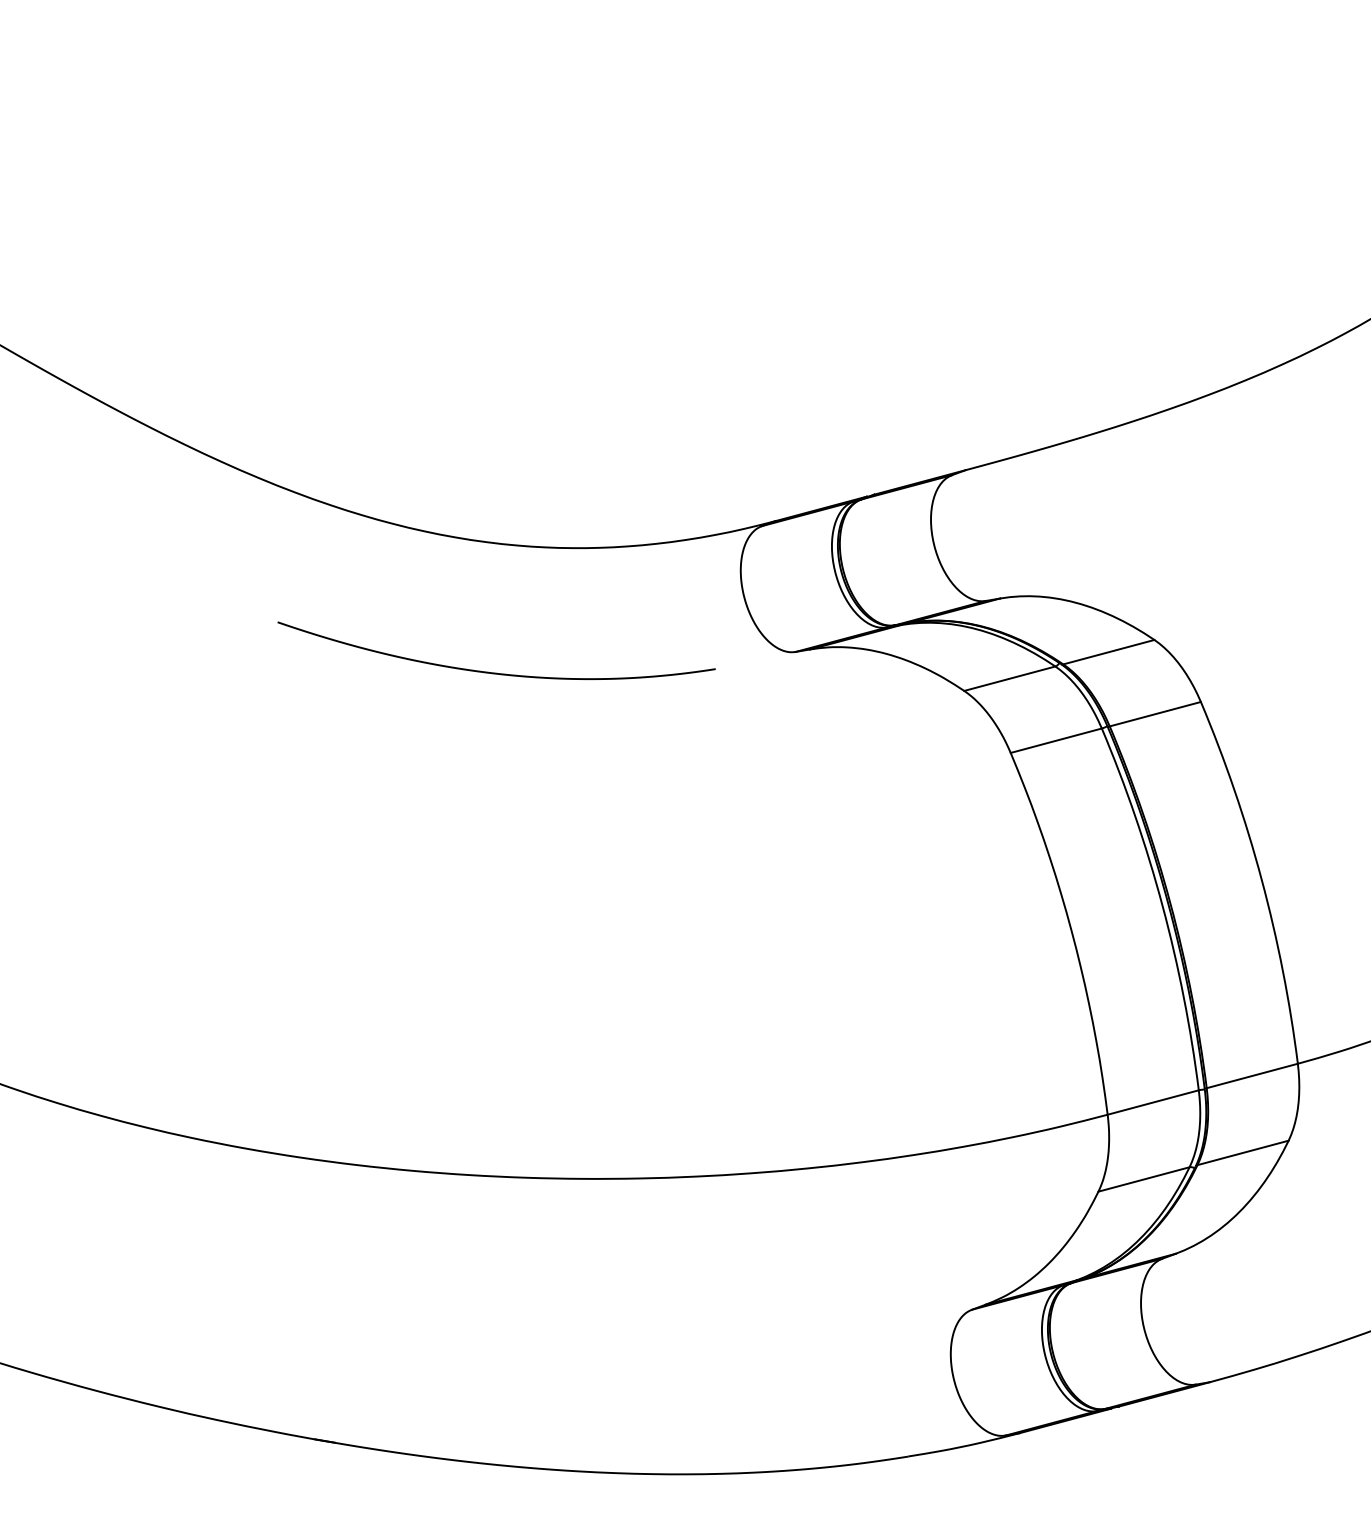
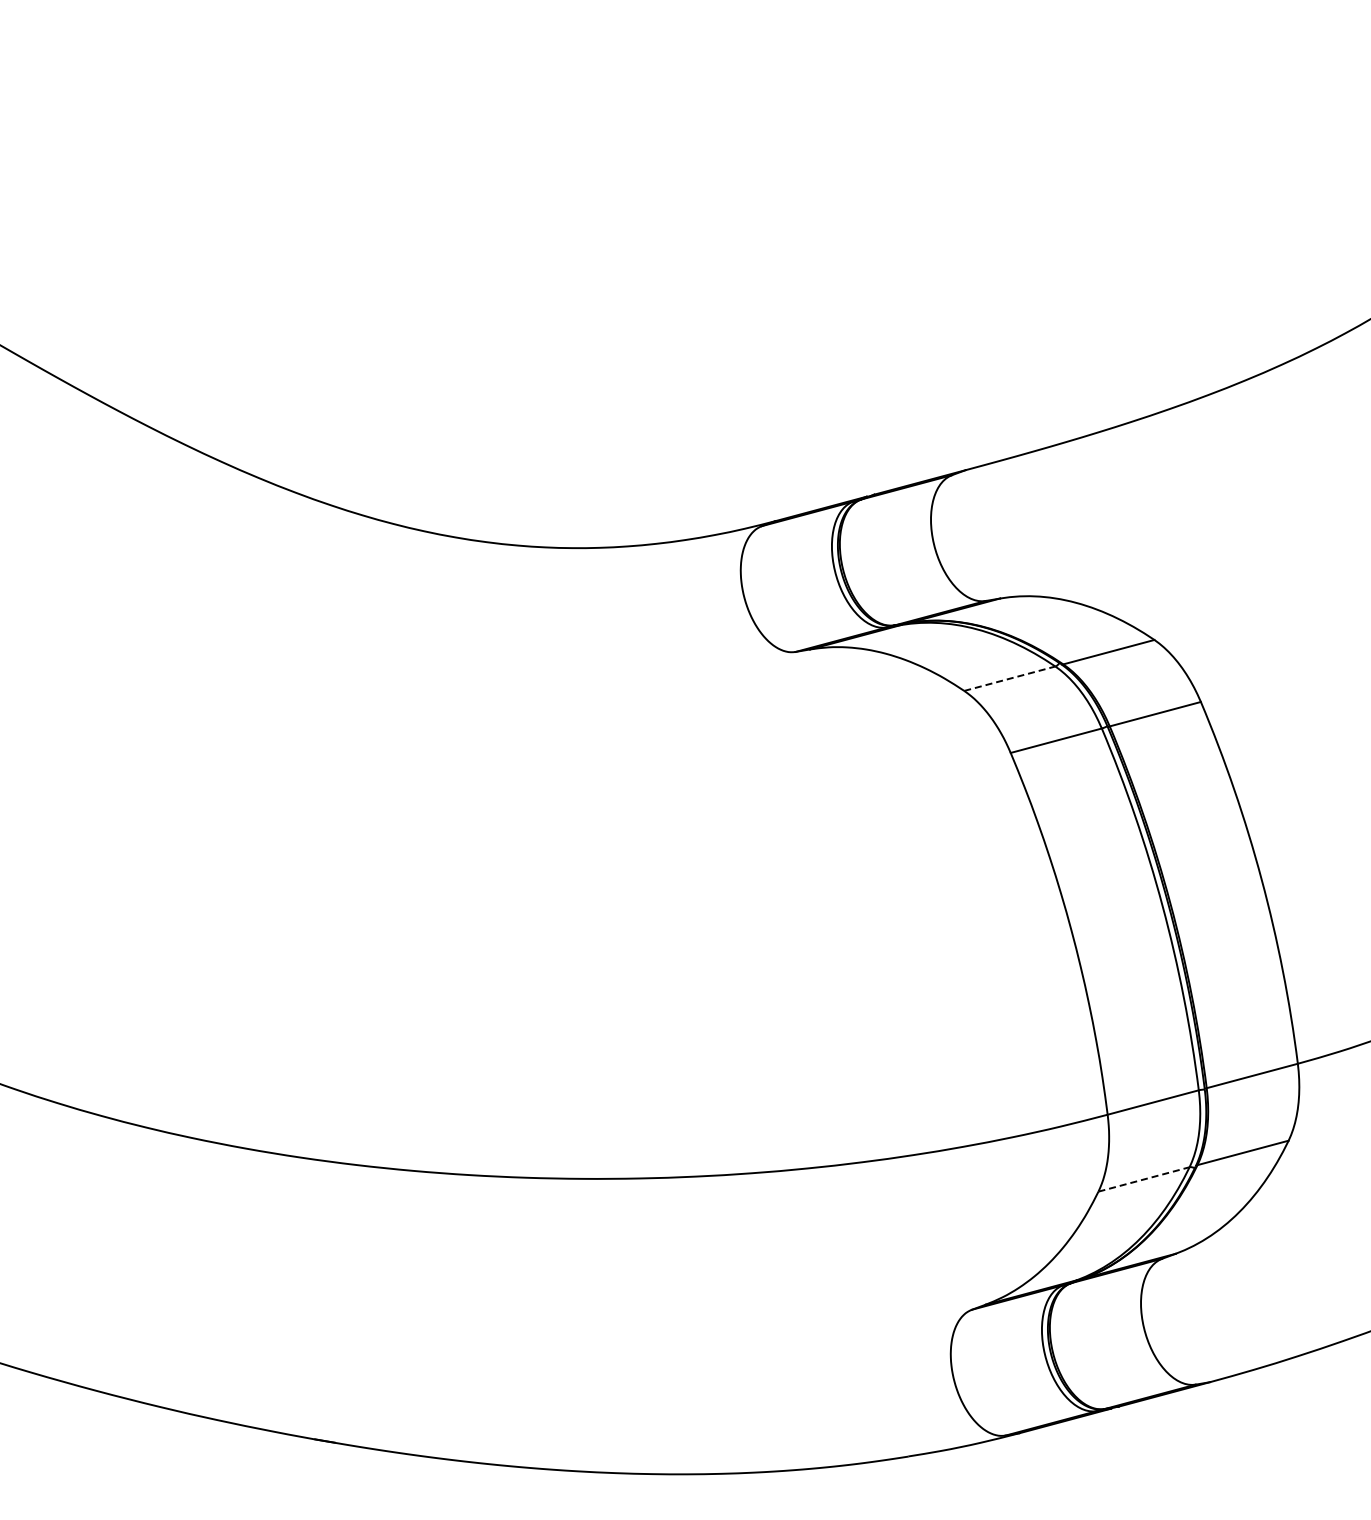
curve: present -> none (496, 672)
line: solid -> dashed (1010, 678)
line: solid -> dashed (1144, 1179)
